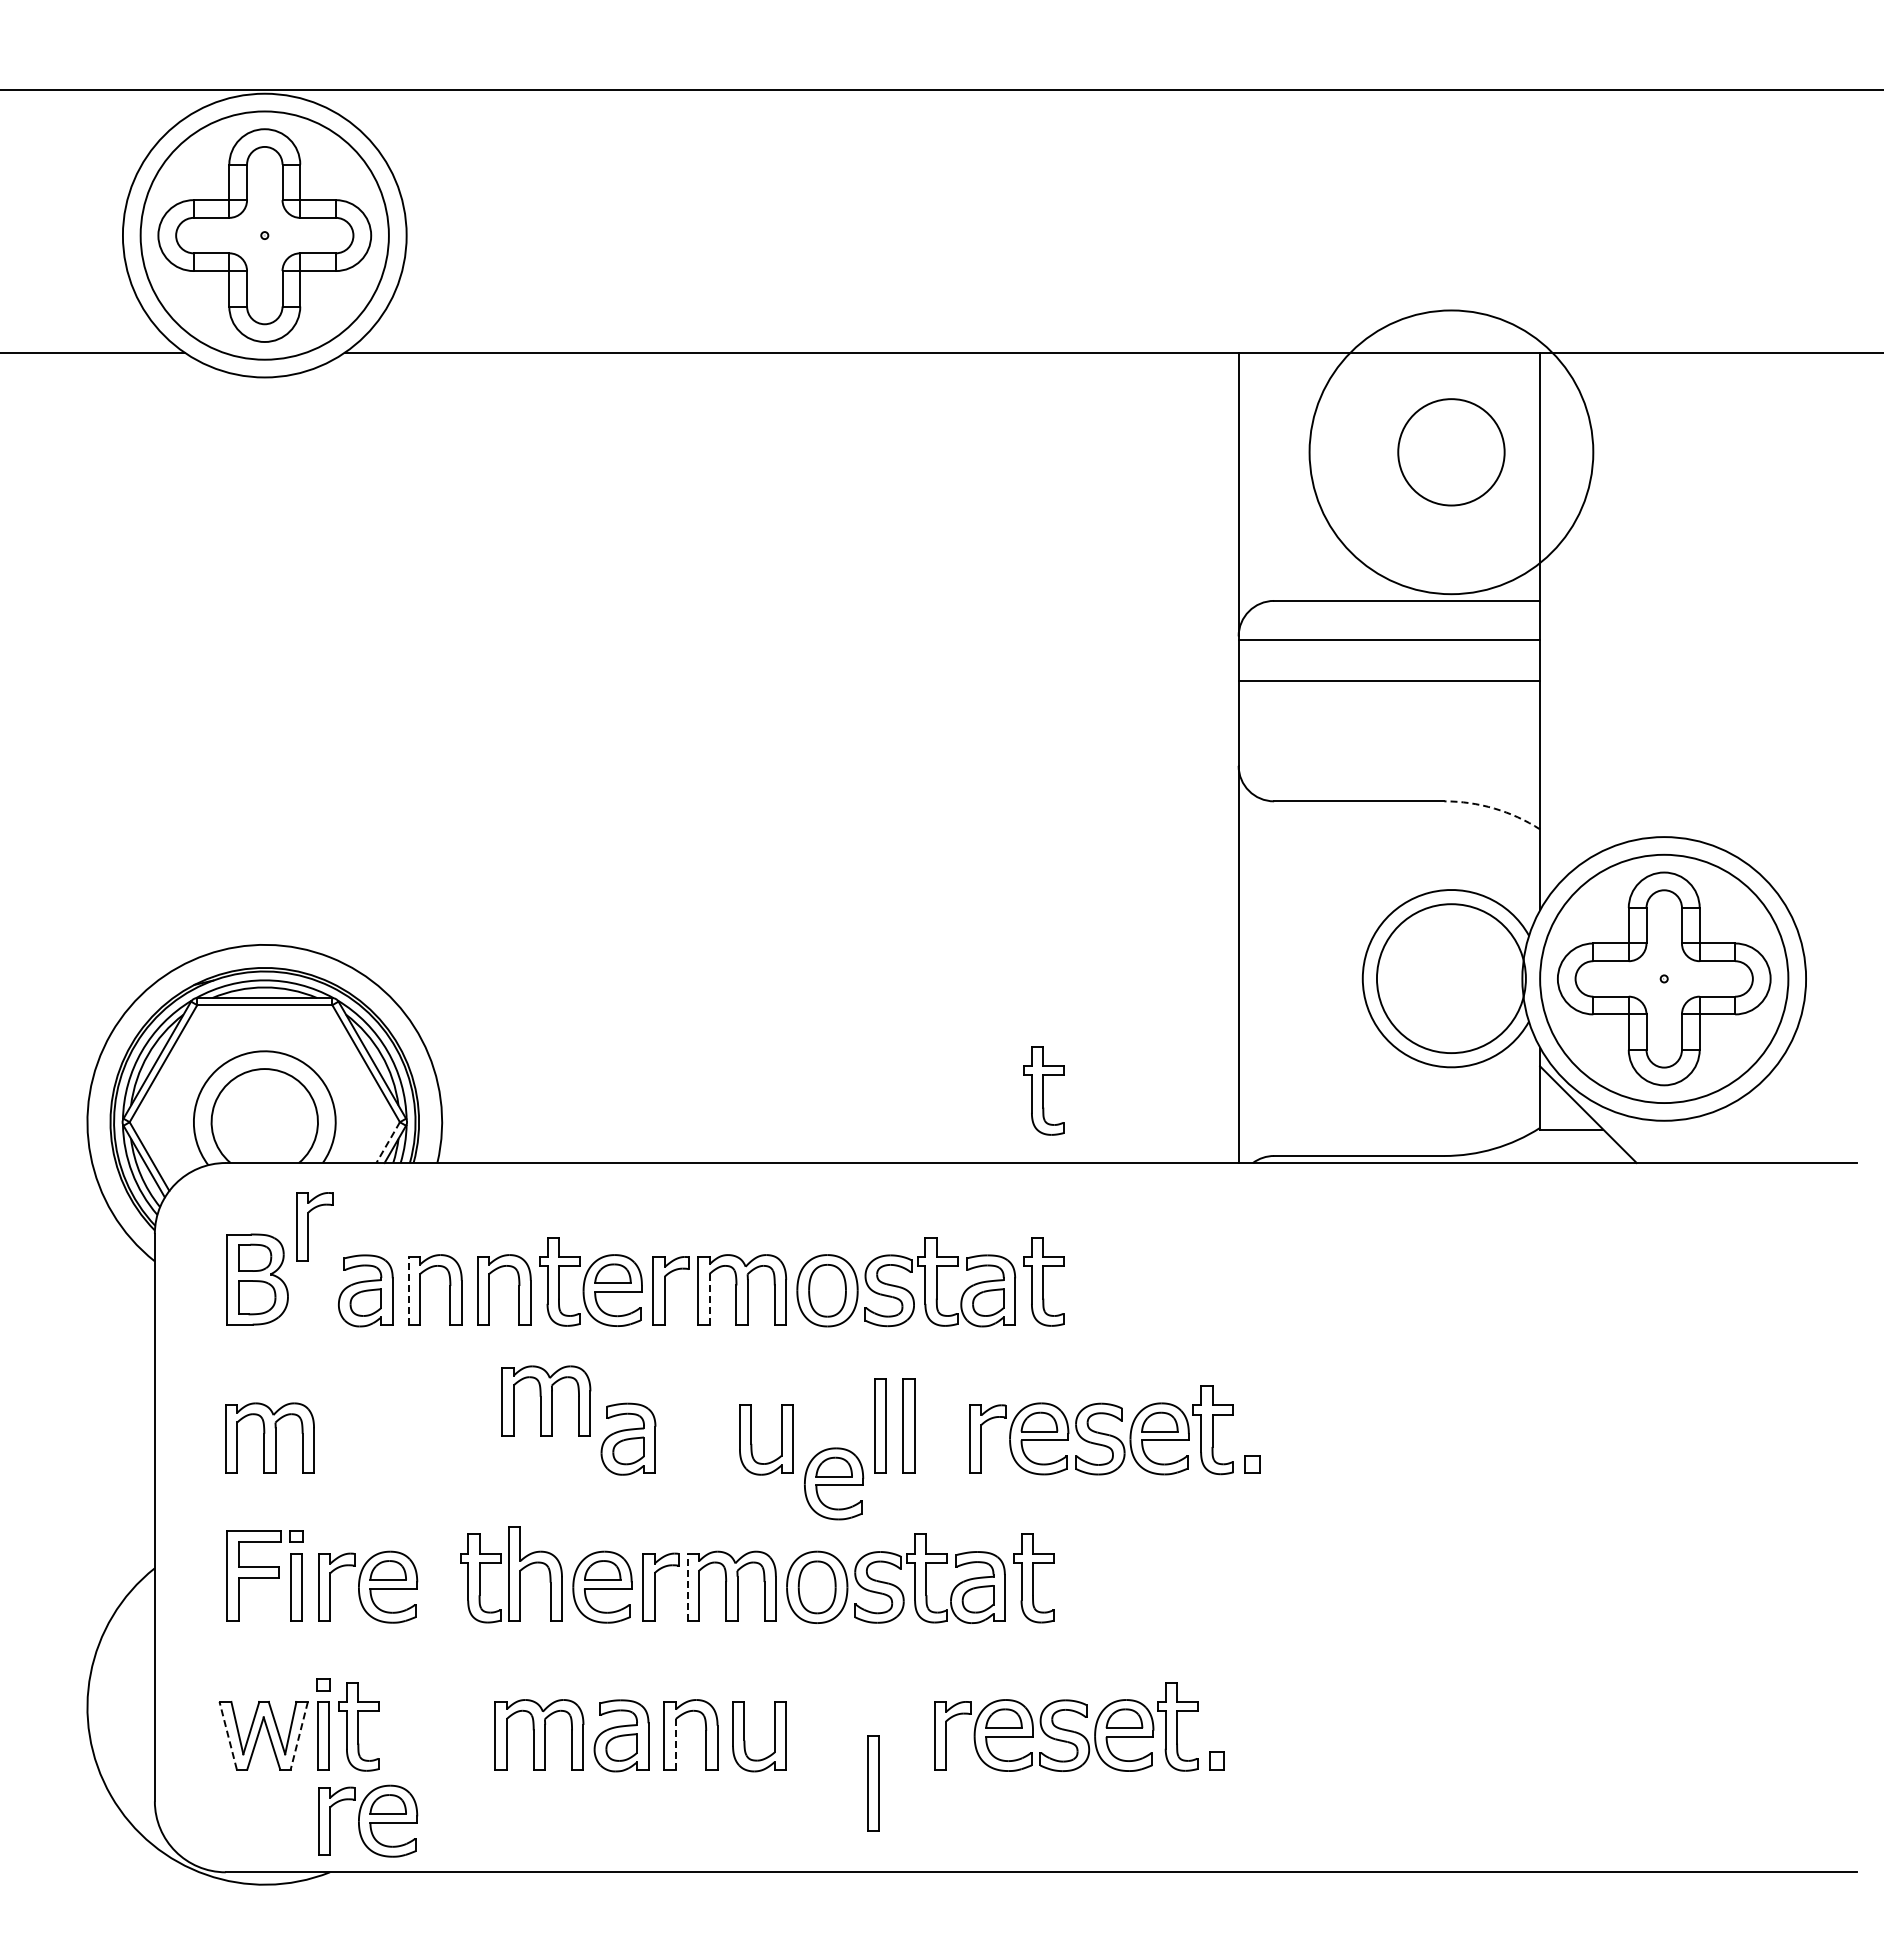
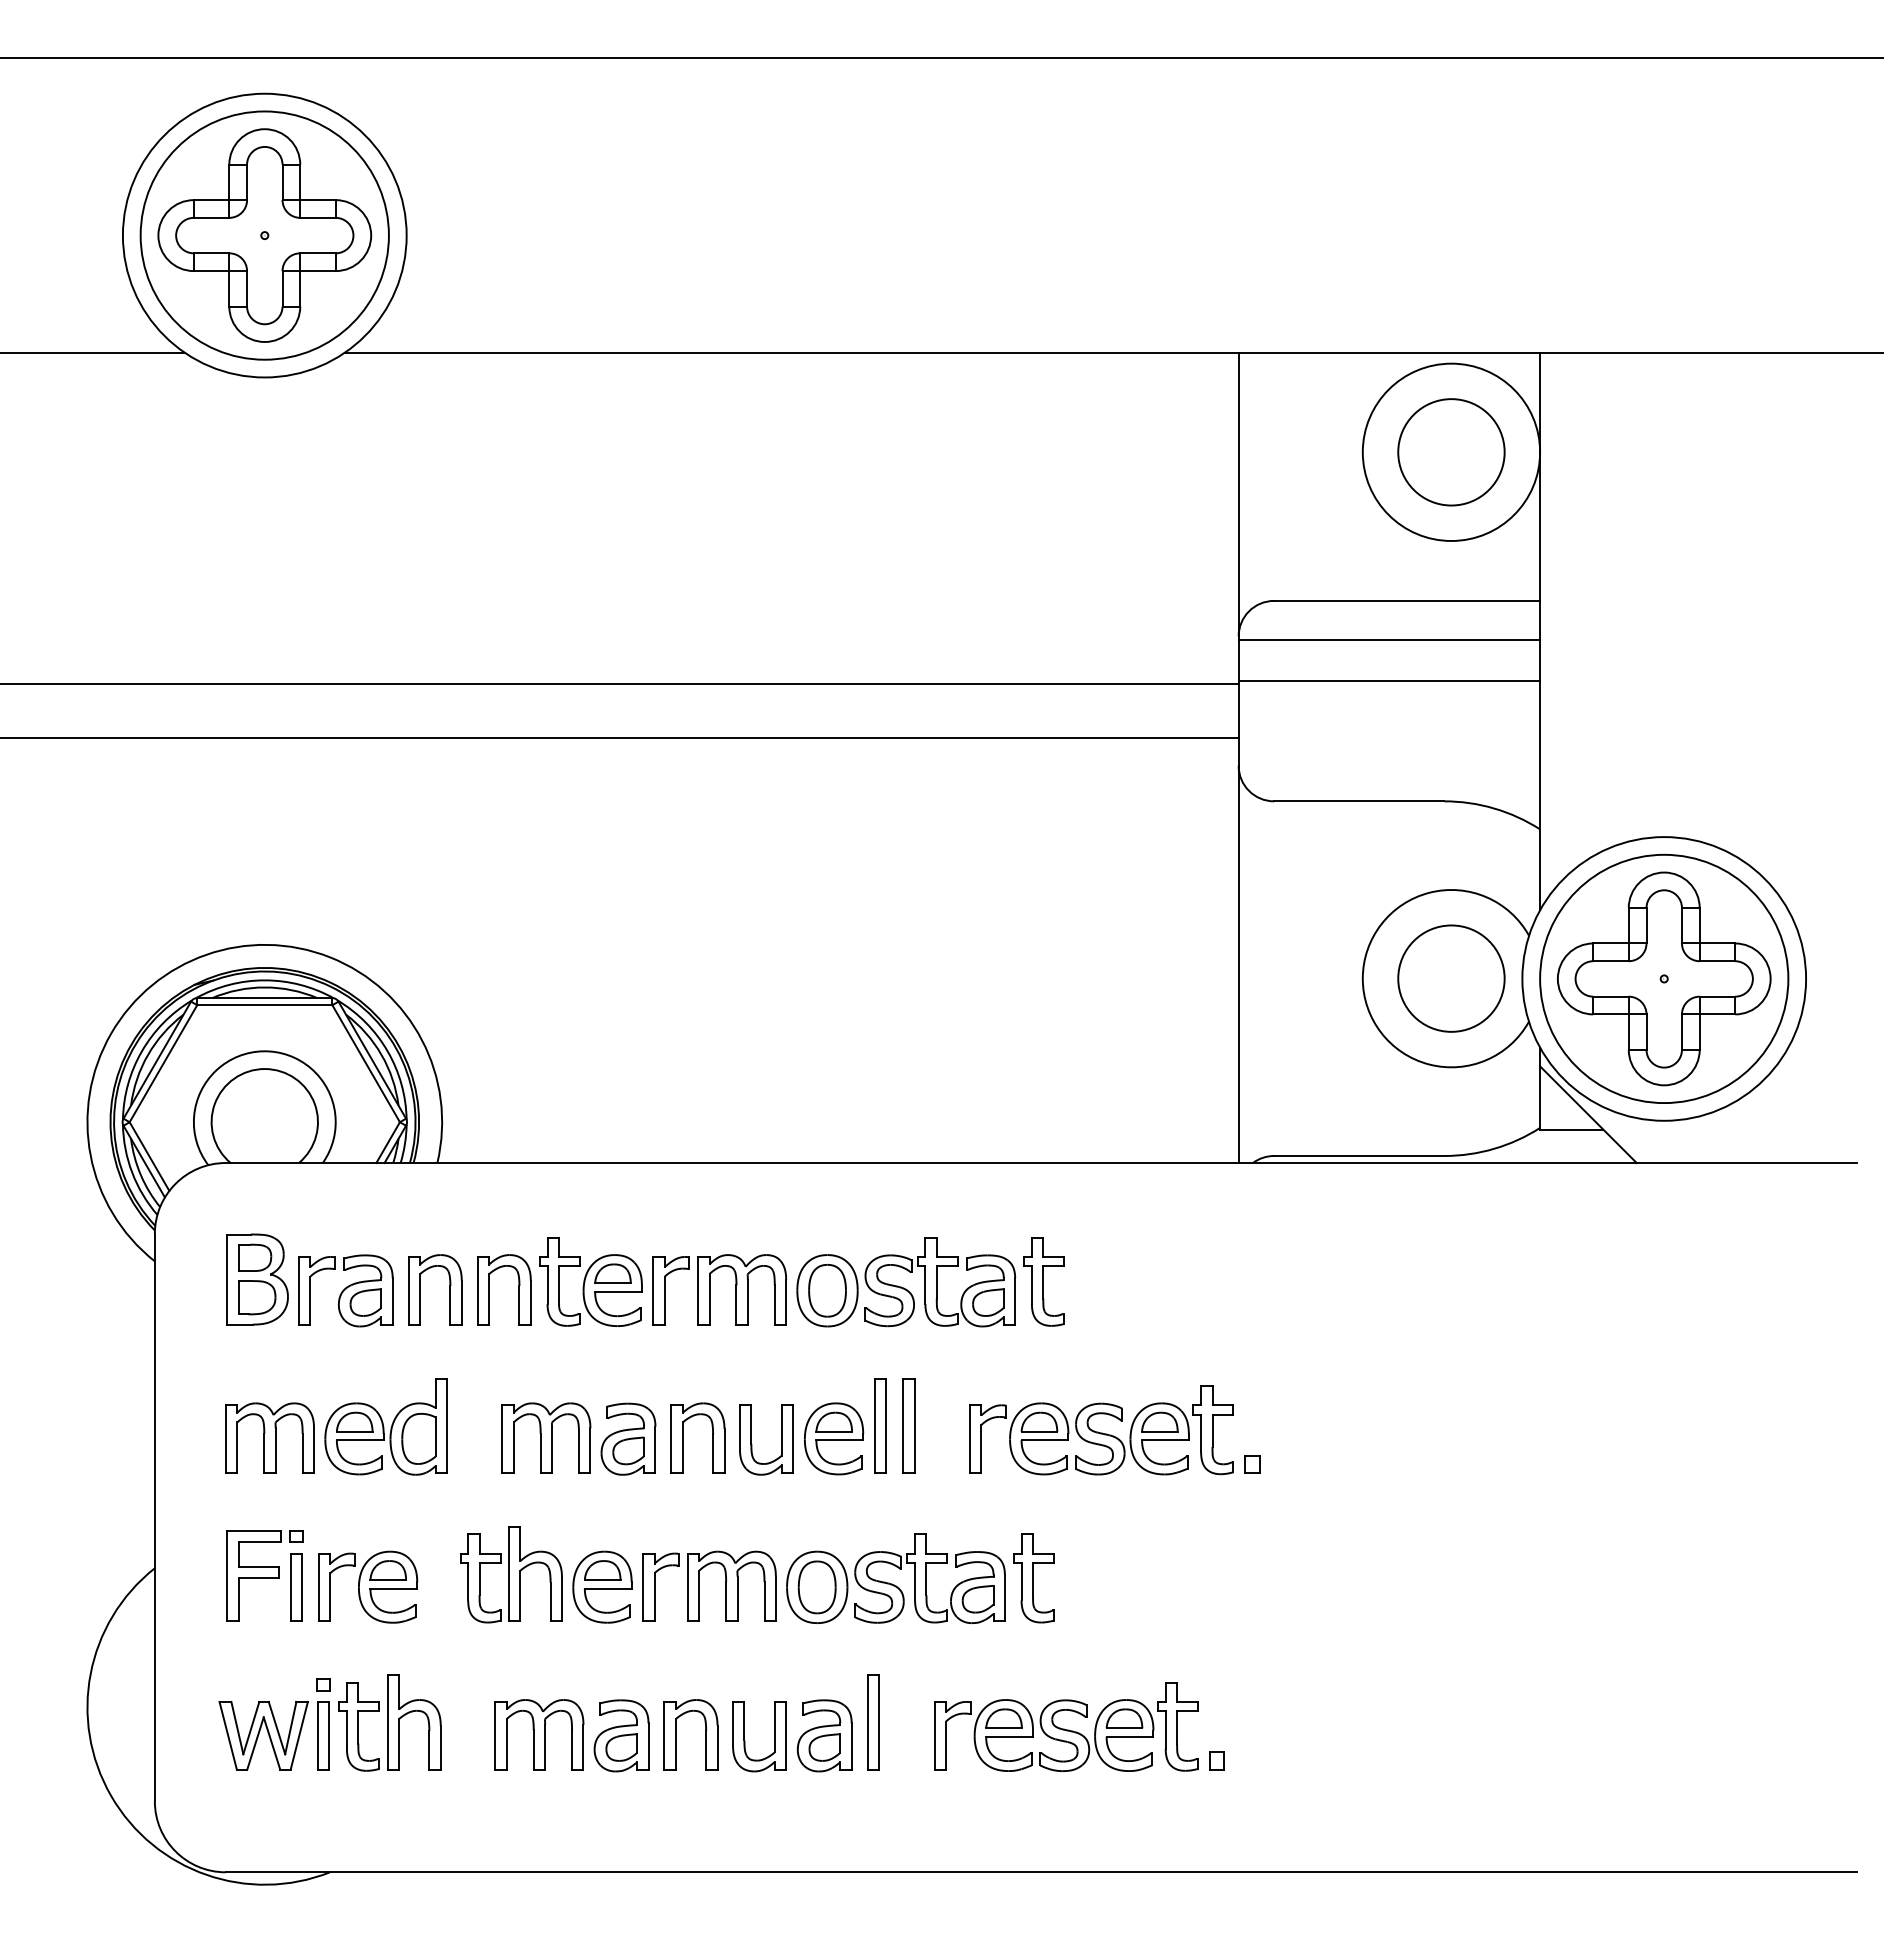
line position: (941, 90) -> (941, 58) (941, 58)
circle diameter: 284 px -> 177 px (1451, 451)
line: none -> present (620, 684)
line: none -> present (620, 737)
arc: dashed -> solid (1494, 808)
circle diameter: 149 px -> 106 px (1451, 978)
part: present -> none (1043, 1090)
line: dashed -> solid (388, 1142)
part position: (314, 1226) -> (316, 1290) (316, 1290)
line: dashed -> solid (408, 1290)
line: dashed -> solid (709, 1299)
part position: (546, 1400) -> (546, 1437) (546, 1437)
part: none -> present (385, 1426)
part: none -> present (683, 1437)
part position: (834, 1483) -> (834, 1438) (834, 1438)
line: dashed -> solid (687, 1587)
part: none -> present (412, 1712)
line: dashed -> solid (228, 1735)
line: dashed -> solid (299, 1735)
part: none -> present (824, 1735)
line: dashed -> solid (675, 1744)
part position: (873, 1783) -> (873, 1722) (873, 1722)
part: present -> none (368, 1820)
